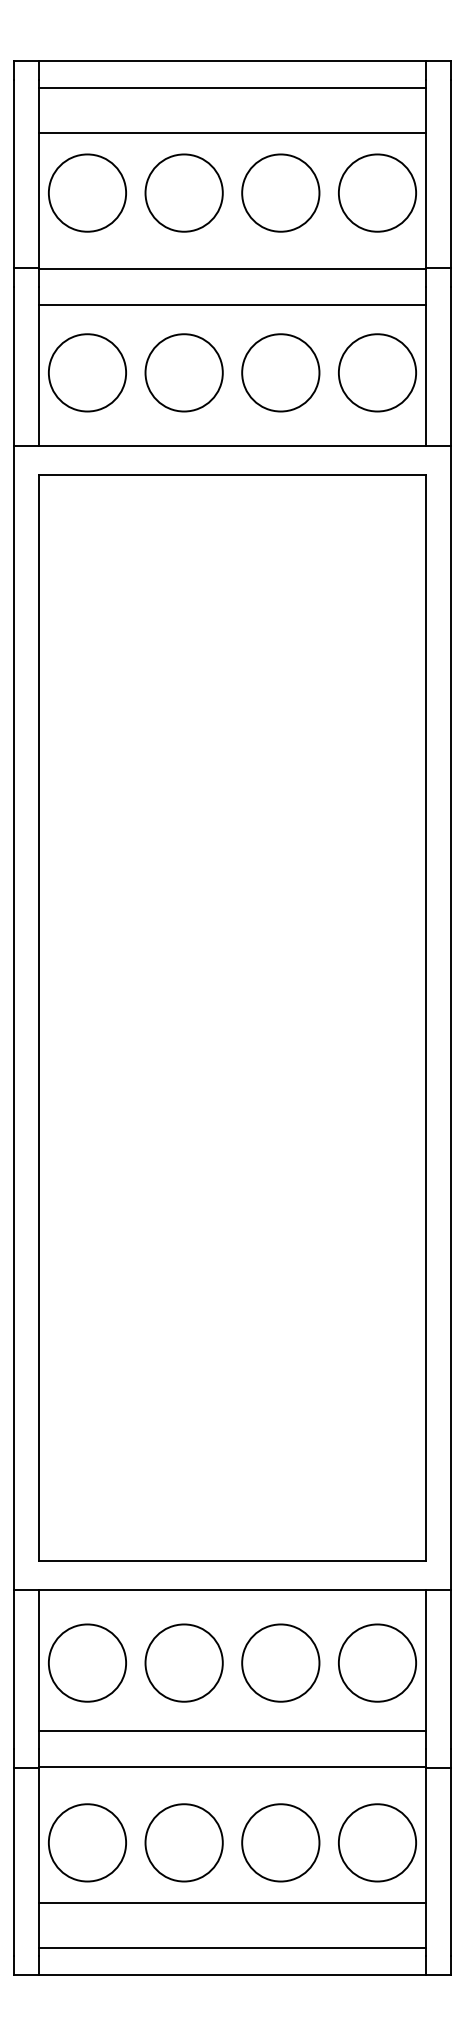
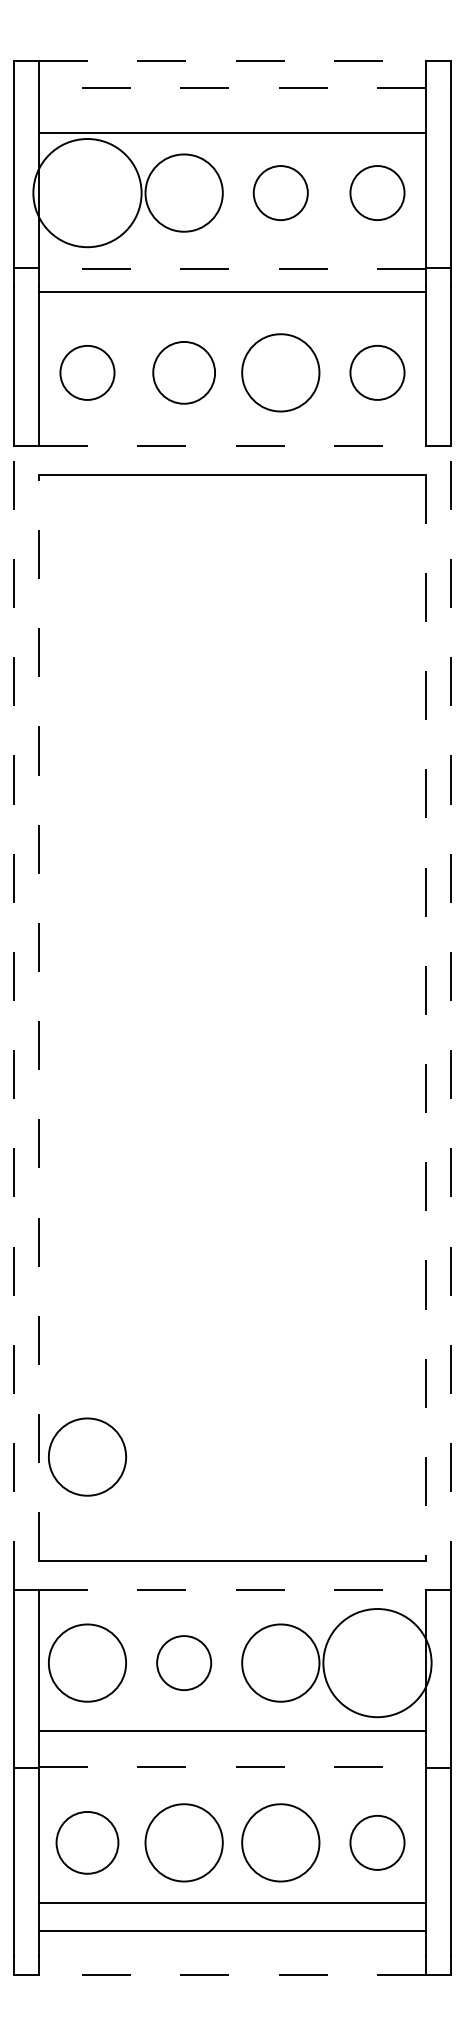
line: solid -> dashed (232, 61)
line: solid -> dashed (232, 88)
circle diameter: 77 px -> 108 px (87, 193)
circle diameter: 77 px -> 54 px (280, 193)
circle size: 79x80 px -> 57x56 px (377, 192)
line: solid -> dashed (232, 268)
line position: (232, 305) -> (232, 292) (232, 292)
circle size: 79x80 px -> 57x56 px (87, 372)
circle diameter: 77 px -> 62 px (184, 372)
circle diameter: 77 px -> 54 px (377, 372)
line: solid -> dashed (232, 445)
line: solid -> dashed (14, 1017)
line: solid -> dashed (39, 1017)
line: solid -> dashed (450, 1017)
line: solid -> dashed (425, 1018)
circle: none -> present (87, 1456)
line: solid -> dashed (232, 1590)
circle diameter: 77 px -> 54 px (184, 1663)
circle diameter: 77 px -> 108 px (377, 1663)
line: solid -> dashed (232, 1767)
circle diameter: 77 px -> 62 px (87, 1842)
circle diameter: 77 px -> 54 px (377, 1842)
line position: (232, 1947) -> (232, 1930) (232, 1930)
line: solid -> dashed (232, 1974)
